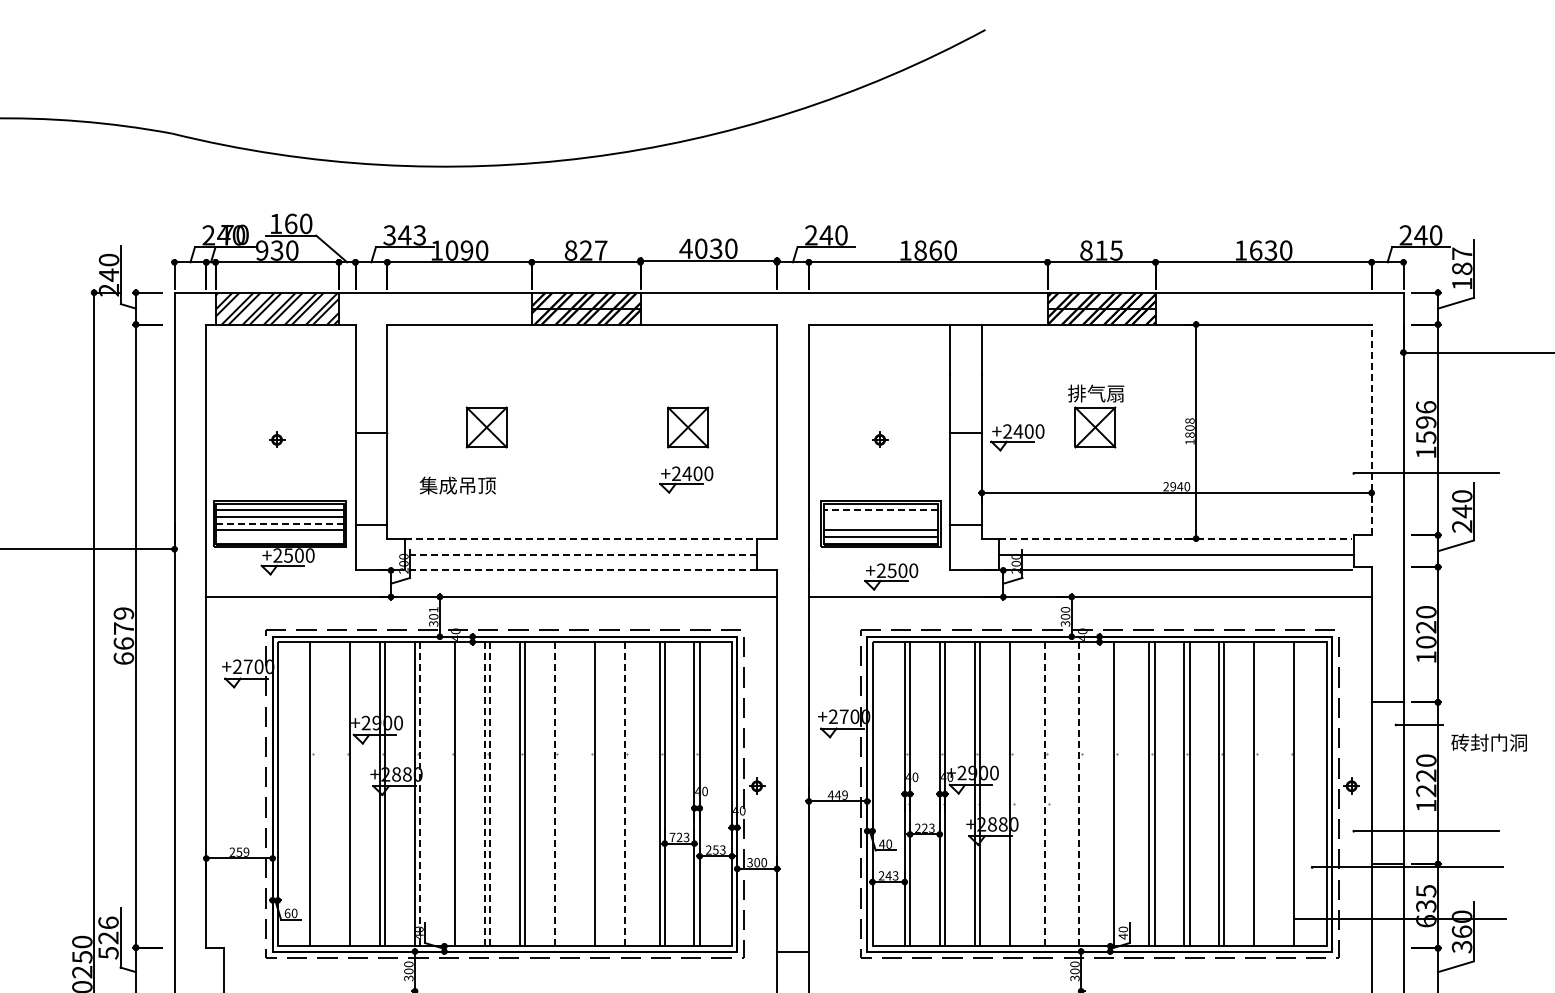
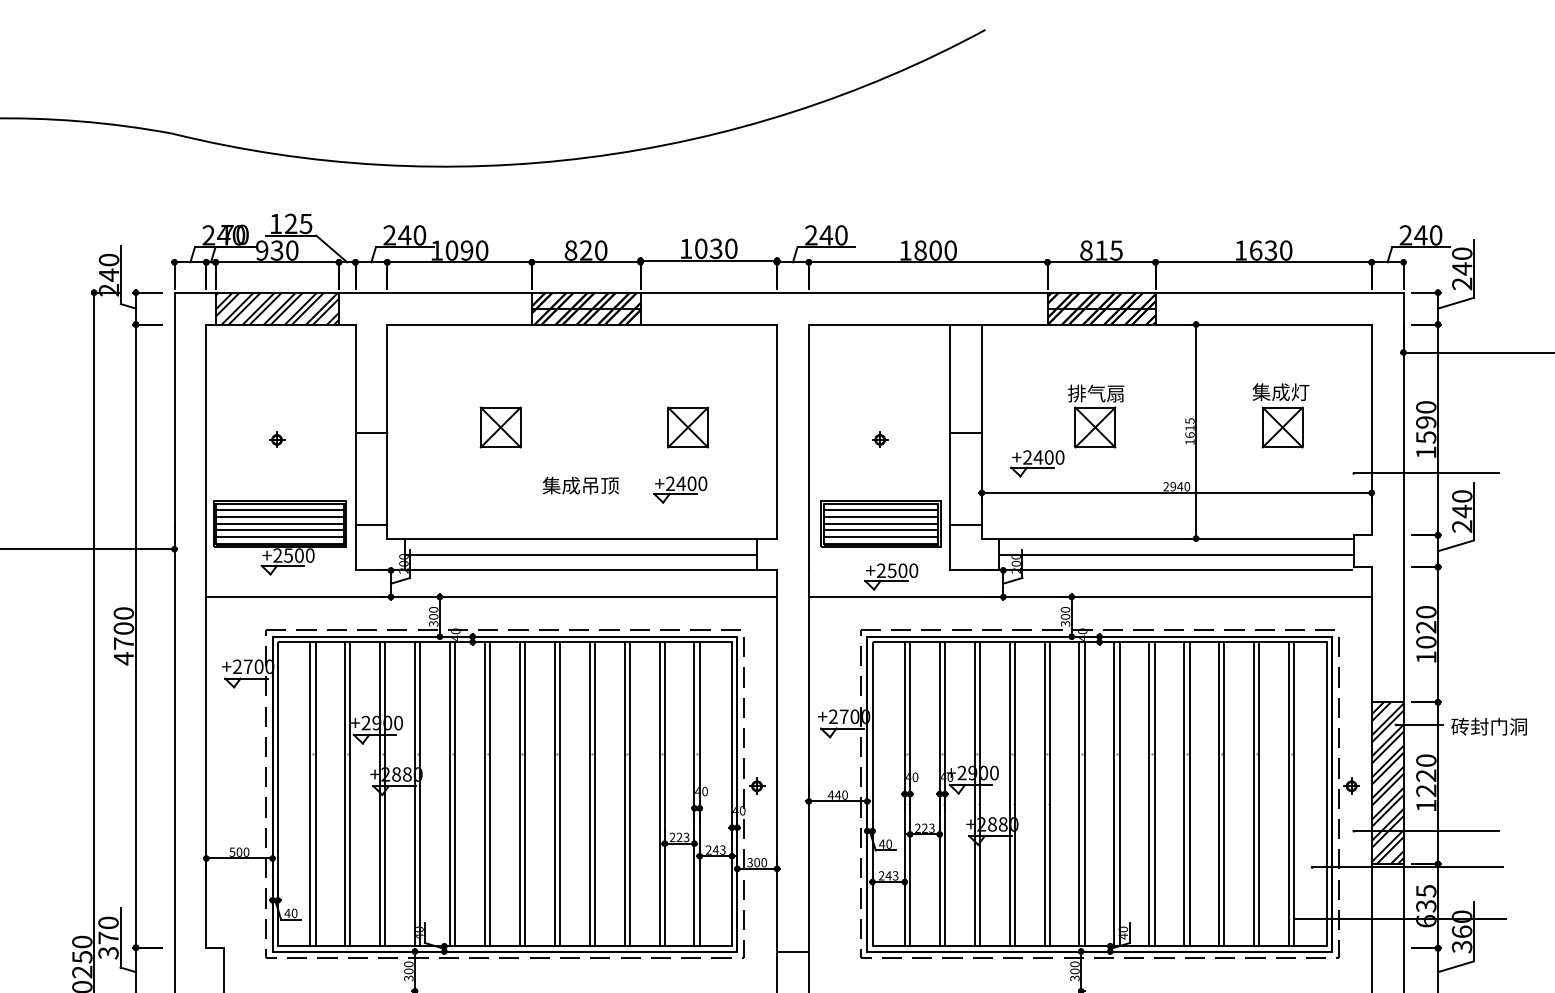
text: 160 -> 125 (298, 223)
text: 343 -> 240 (404, 235)
text: 4030 -> 1030 (685, 248)
text: 827 -> 820 (601, 250)
text: 1860 -> 1800 (935, 250)
text: 187 -> 240 (1462, 268)
text: 1596 -> 1590 (1426, 407)
part: none -> present (1280, 415)
part position: (486, 427) -> (500, 427) (500, 427)
text: 1808 -> 1615 (1189, 427)
line: dashed -> solid (1371, 429)
part position: (1017, 437) -> (1037, 463) (1037, 463)
part position: (686, 479) -> (680, 489) (680, 489)
text position: (457, 485) -> (580, 485) (580, 485)
line: dashed -> solid (880, 510)
line: none -> present (881, 516)
line: dashed -> solid (279, 523)
line: none -> present (881, 523)
line: none -> present (279, 537)
line: dashed -> solid (581, 538)
line: dashed -> solid (1175, 538)
line: dashed -> solid (580, 554)
line: dashed -> solid (580, 570)
text: 301 -> 300 (433, 609)
text: 6679 -> 4700 (123, 636)
text position: (1488, 742) -> (1488, 726) (1488, 726)
hatch: none -> present (1387, 783)
line: dashed -> solid (420, 793)
line: dashed -> solid (484, 793)
line: dashed -> solid (490, 793)
line: dashed -> solid (554, 793)
line: dashed -> solid (624, 793)
line: dashed -> solid (1044, 793)
line: dashed -> solid (1079, 793)
line: none -> present (315, 794)
line: none -> present (345, 794)
line: none -> present (449, 794)
line: none -> present (560, 794)
line: none -> present (589, 794)
line: none -> present (629, 794)
text: 449 -> 440 (844, 794)
line: none -> present (1014, 794)
line: none -> present (1049, 794)
line: none -> present (1084, 794)
line: none -> present (1119, 794)
line: none -> present (1259, 794)
line: none -> present (1289, 794)
text: 723 -> 223 (672, 837)
text: 253 -> 243 (715, 849)
text: 259 -> 500 (239, 851)
text: 60 -> 40 (287, 913)
text: 526 -> 370 (108, 937)
